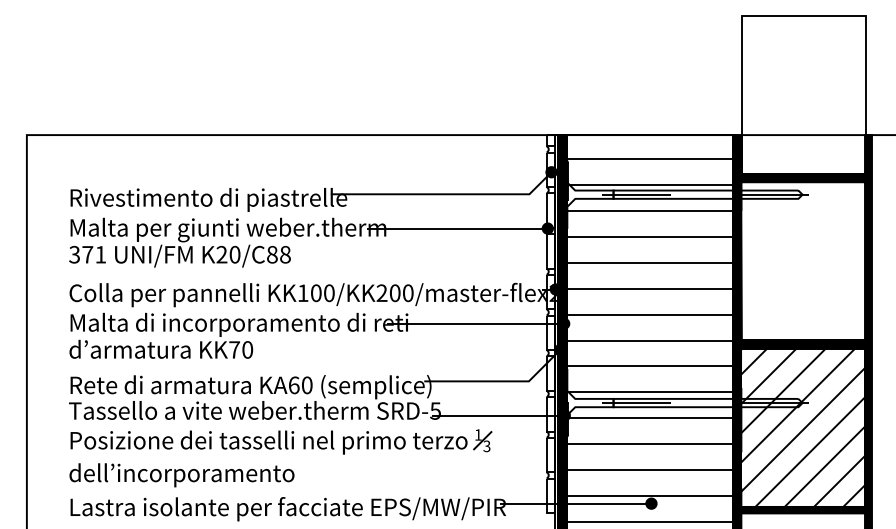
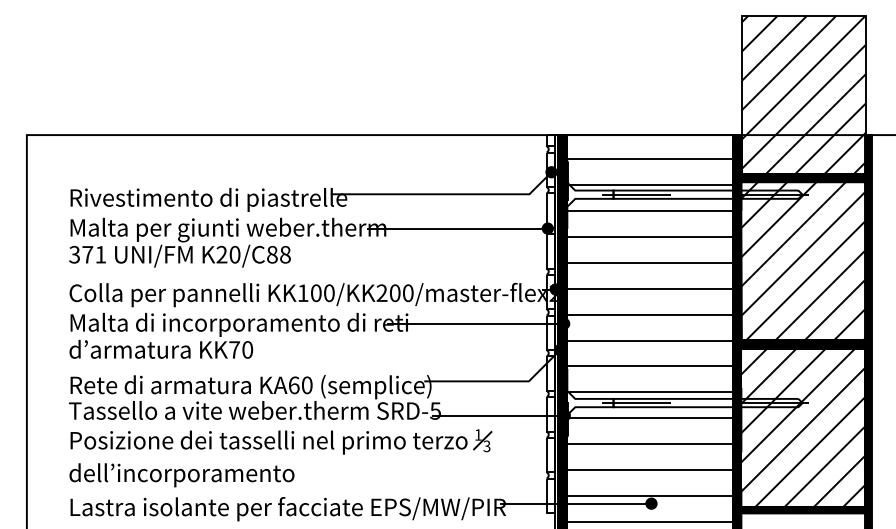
hatch: none -> present (803, 94)
hatch: none -> present (803, 261)
